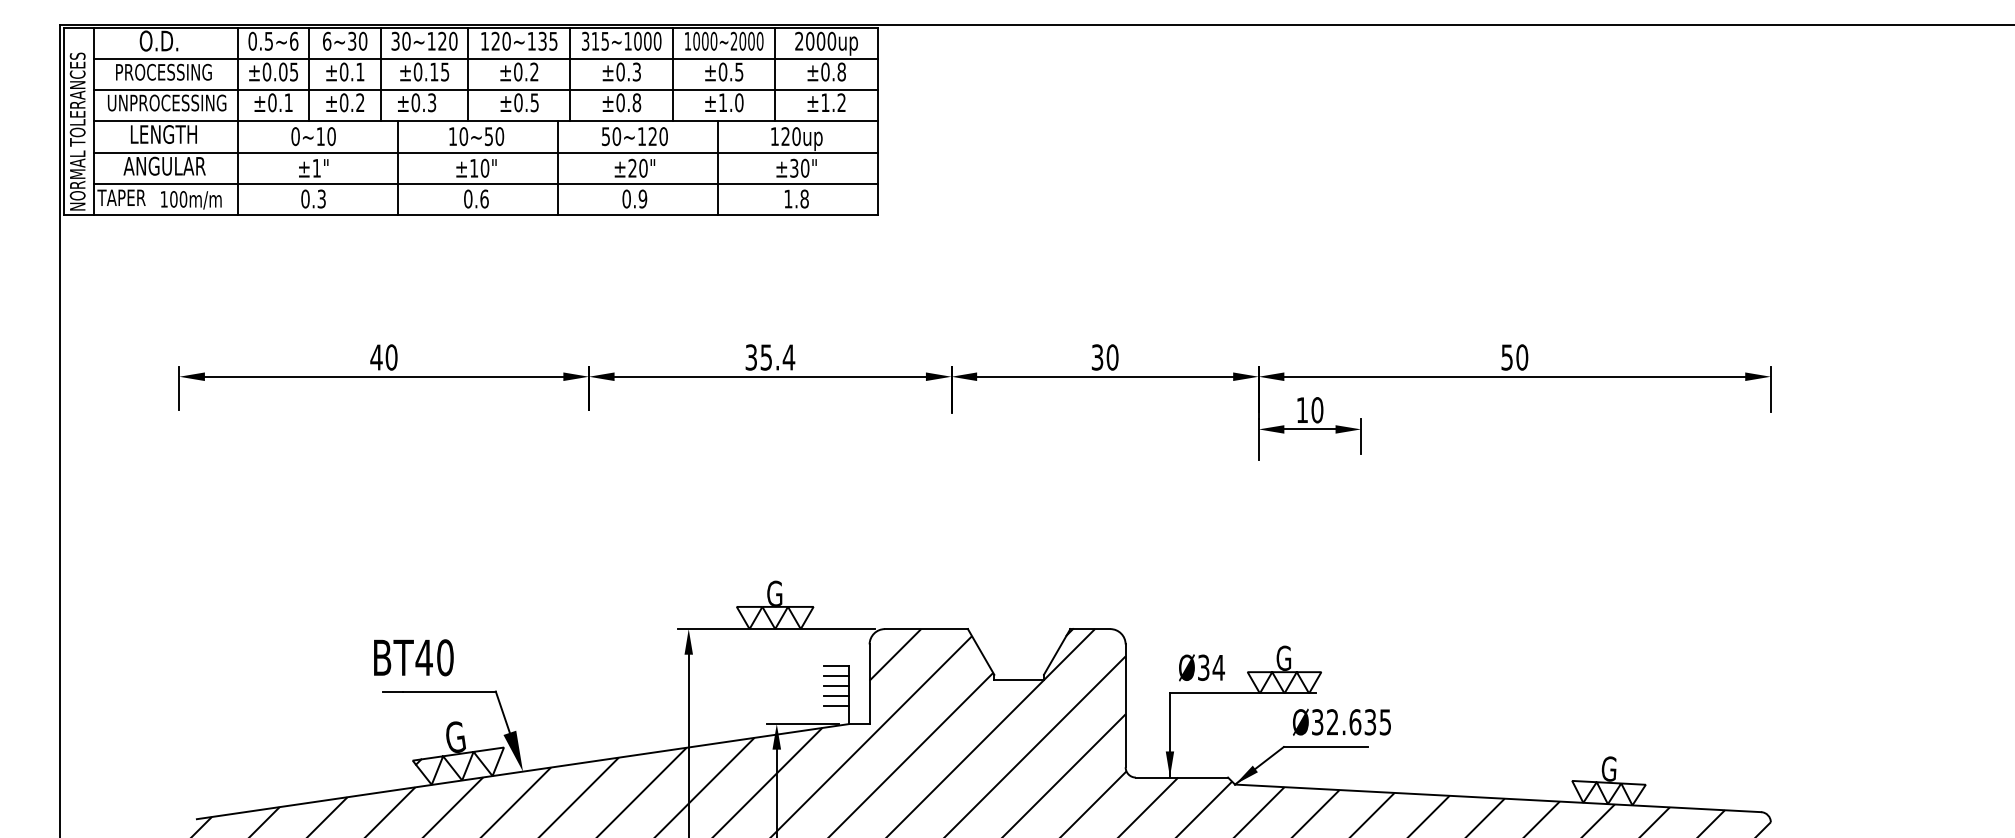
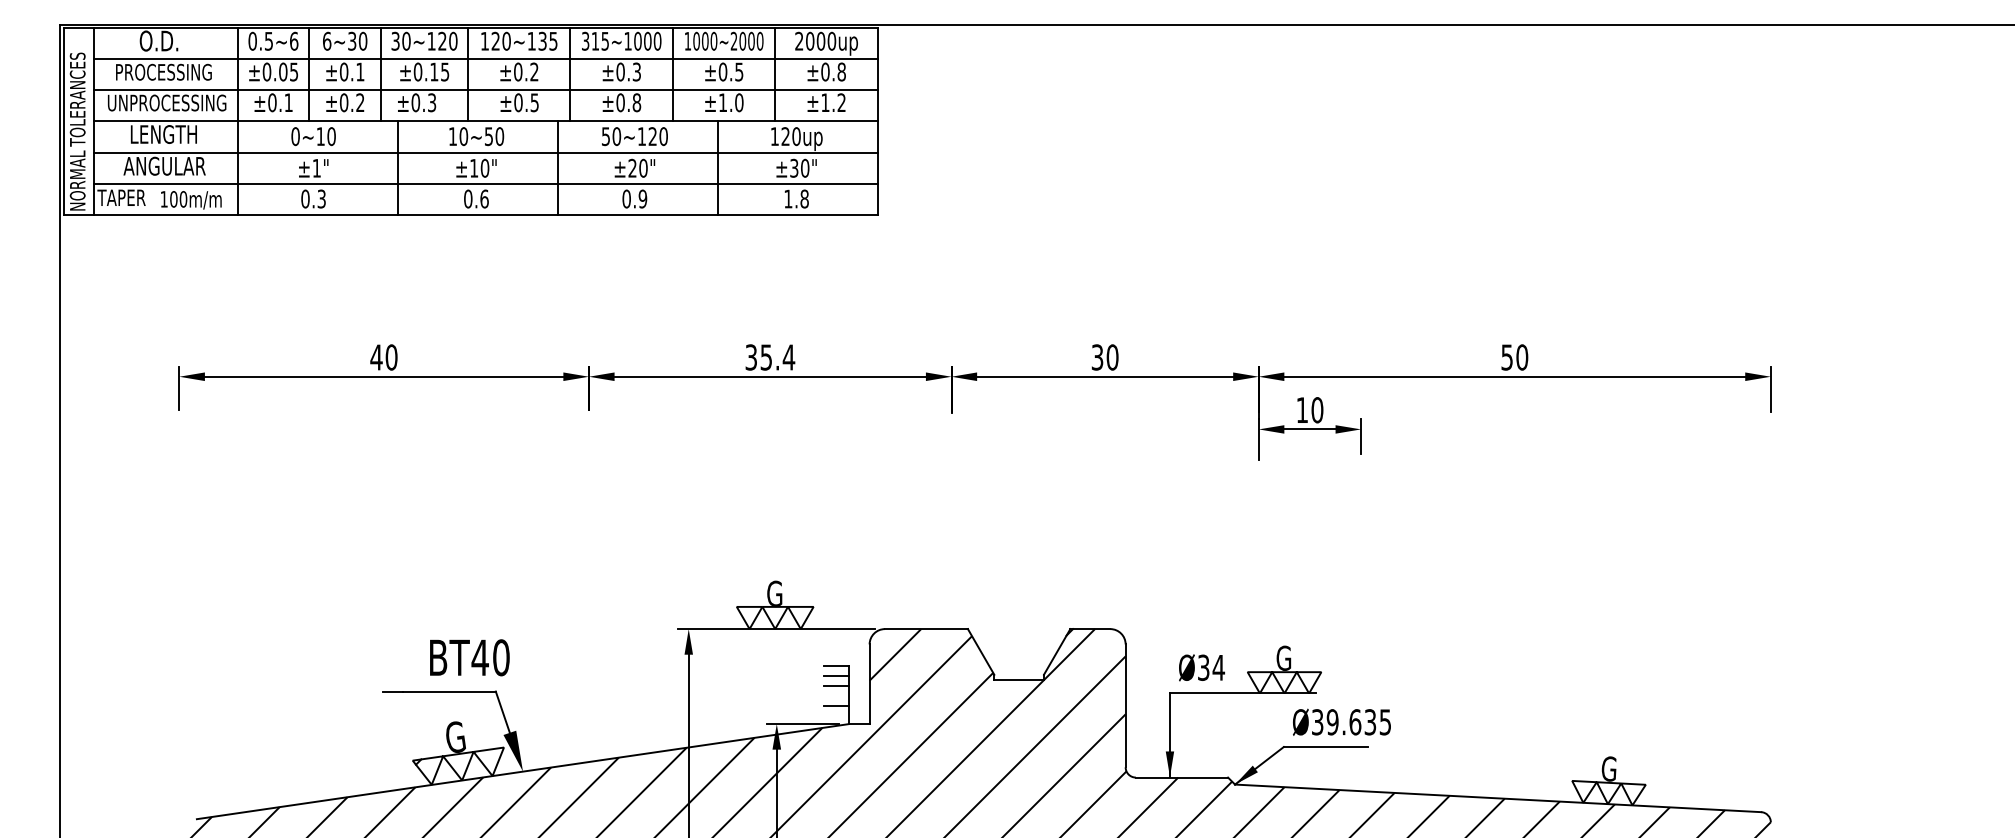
text position: (413, 657) -> (469, 657) (469, 657)
line: present -> none (836, 696)
text: Ø32.635 -> Ø39.635 (1332, 722)
